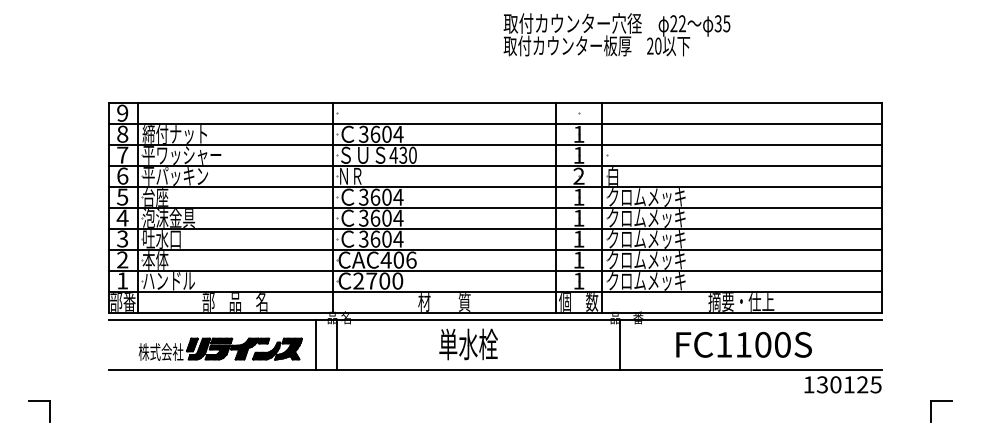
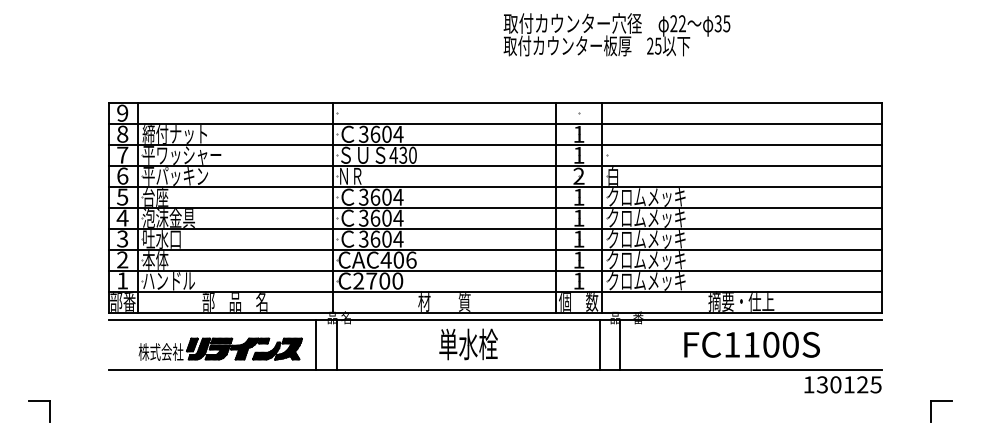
text: 20 -> 25 (657, 45)
line: none -> present (599, 344)
part position: (743, 344) -> (751, 344) (751, 344)
